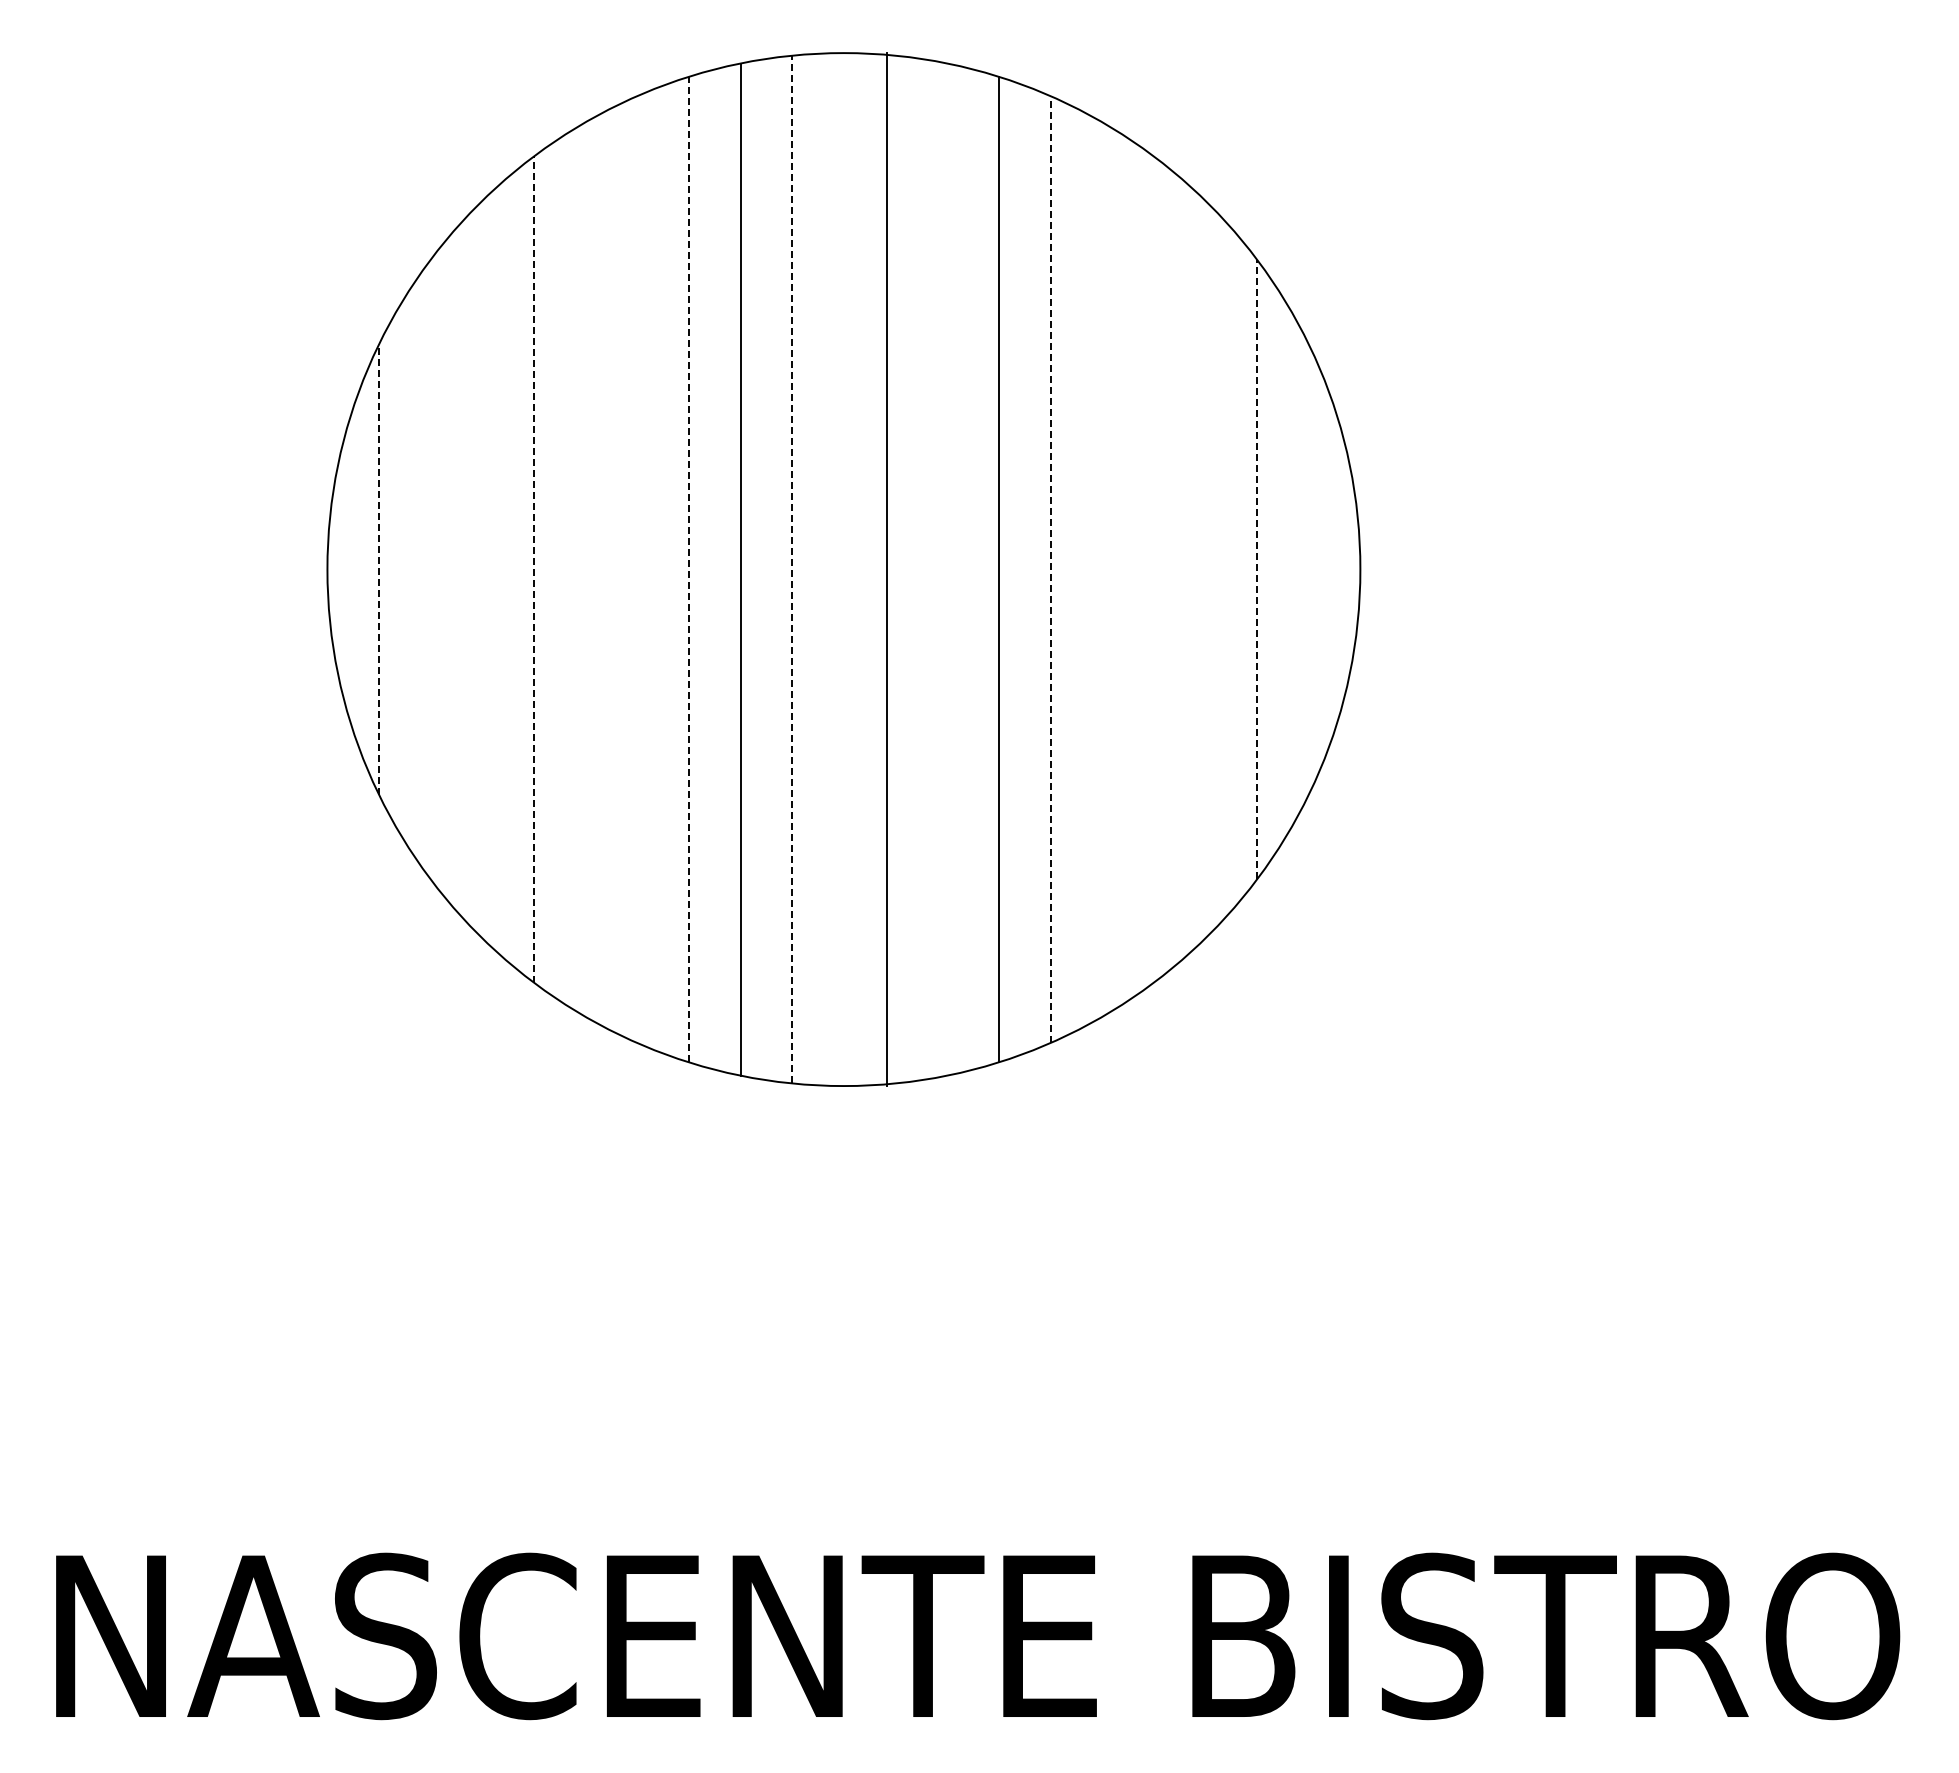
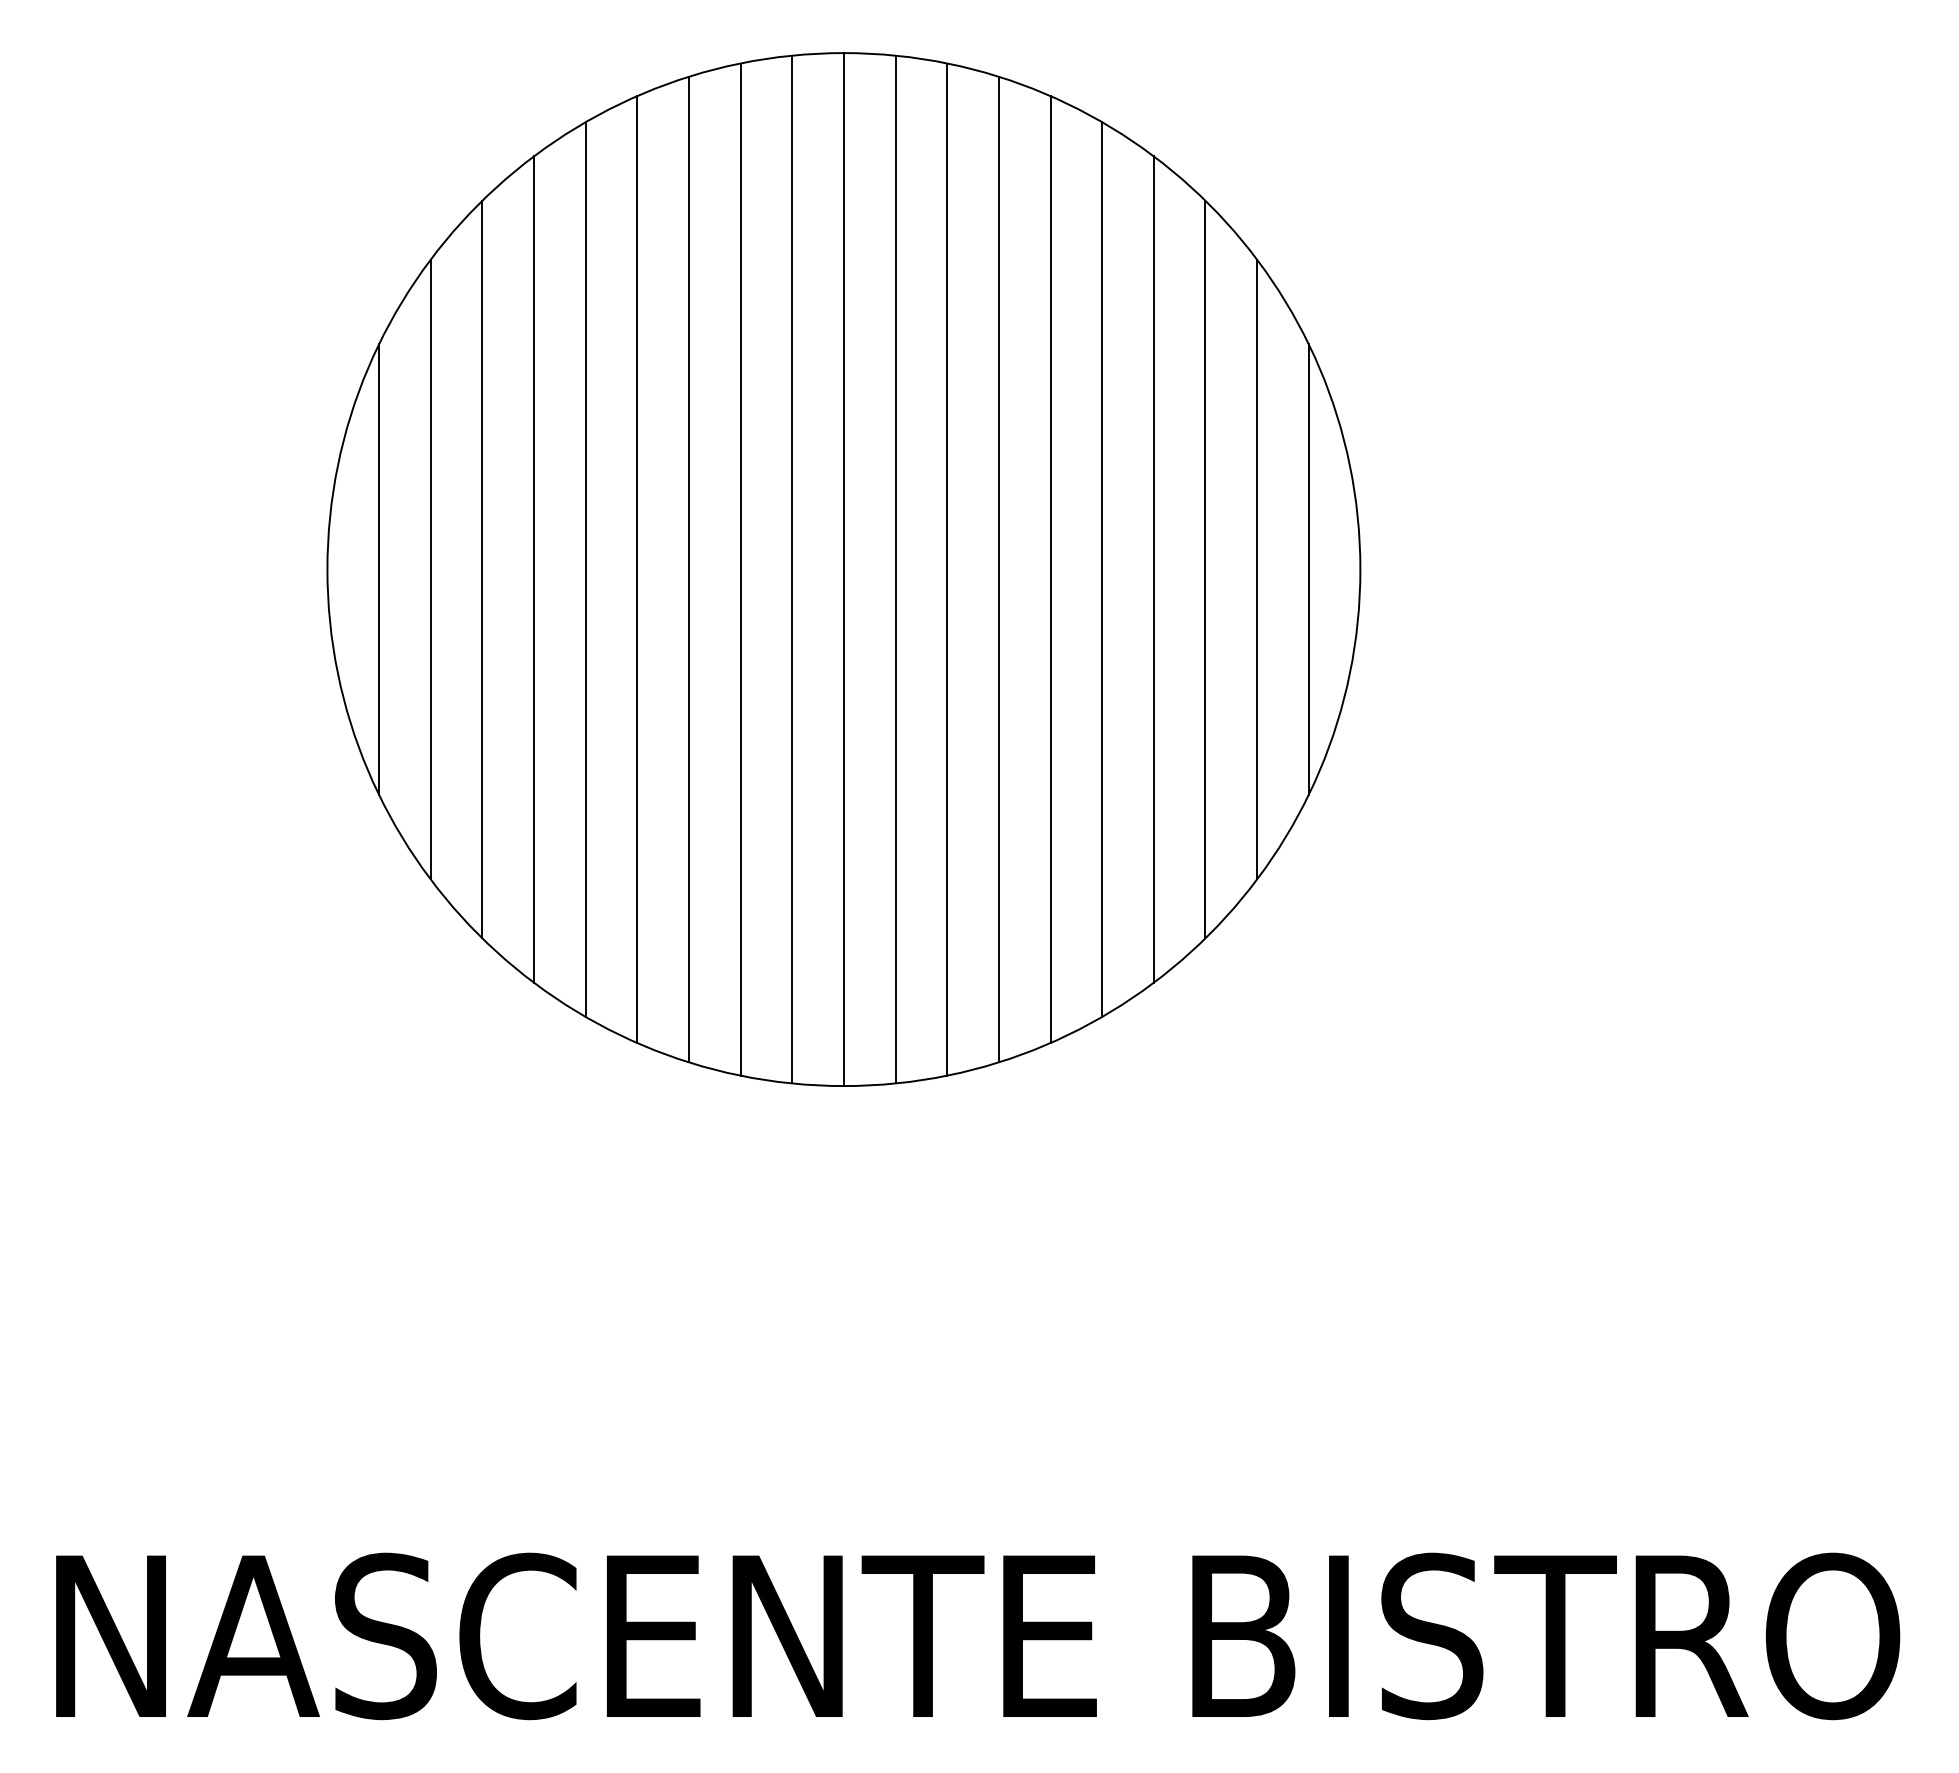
line: dashed -> solid (379, 569)
line: none -> present (430, 569)
line: none -> present (482, 569)
line: dashed -> solid (534, 569)
line: none -> present (585, 569)
line: none -> present (637, 569)
line: dashed -> solid (688, 569)
line: dashed -> solid (792, 569)
line position: (886, 569) -> (843, 569) (843, 569)
line: none -> present (895, 569)
line: none -> present (947, 569)
line: dashed -> solid (1050, 569)
line: none -> present (1102, 569)
line: none -> present (1153, 569)
line: none -> present (1205, 569)
line: dashed -> solid (1257, 569)
line: none -> present (1308, 569)
